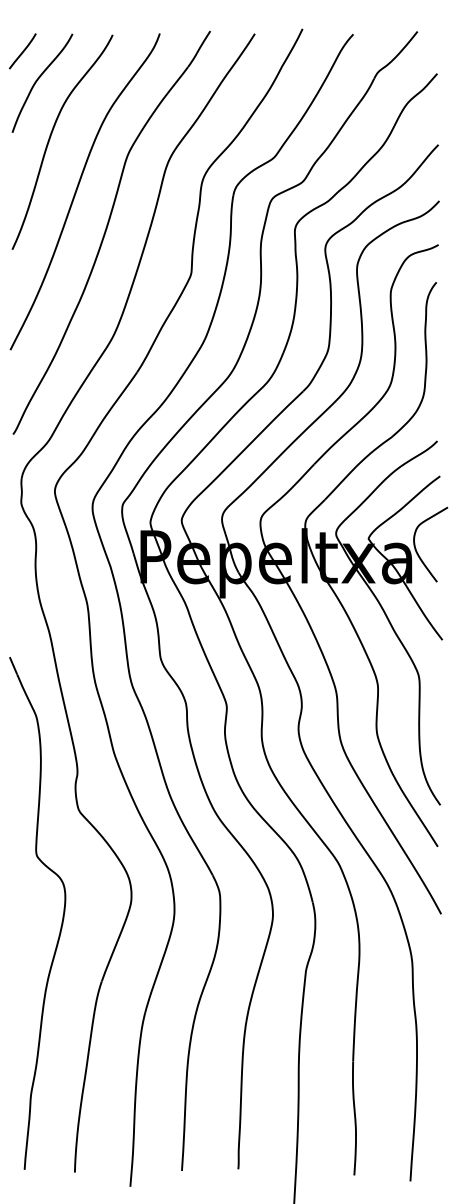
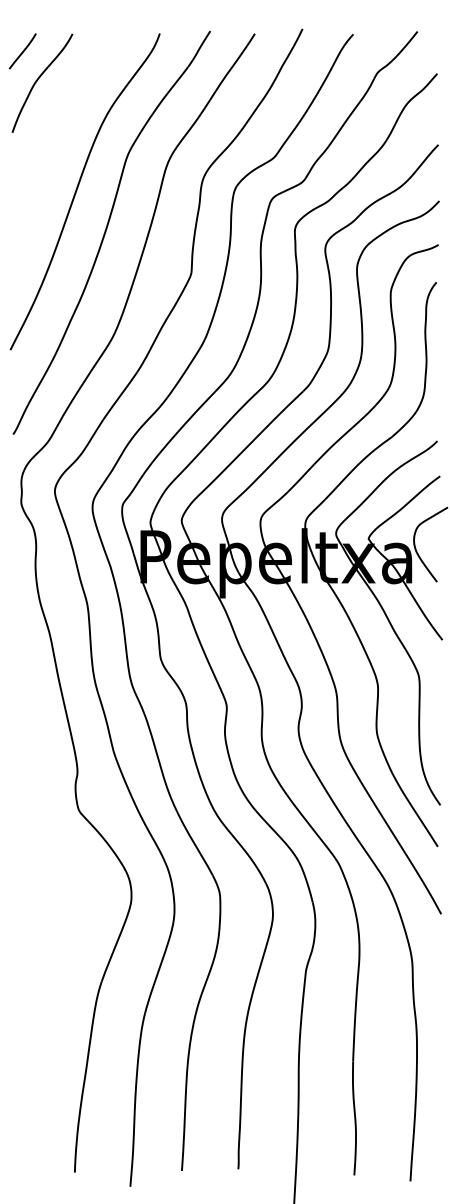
curve: present -> none (51, 136)
part: present -> none (62, 915)
